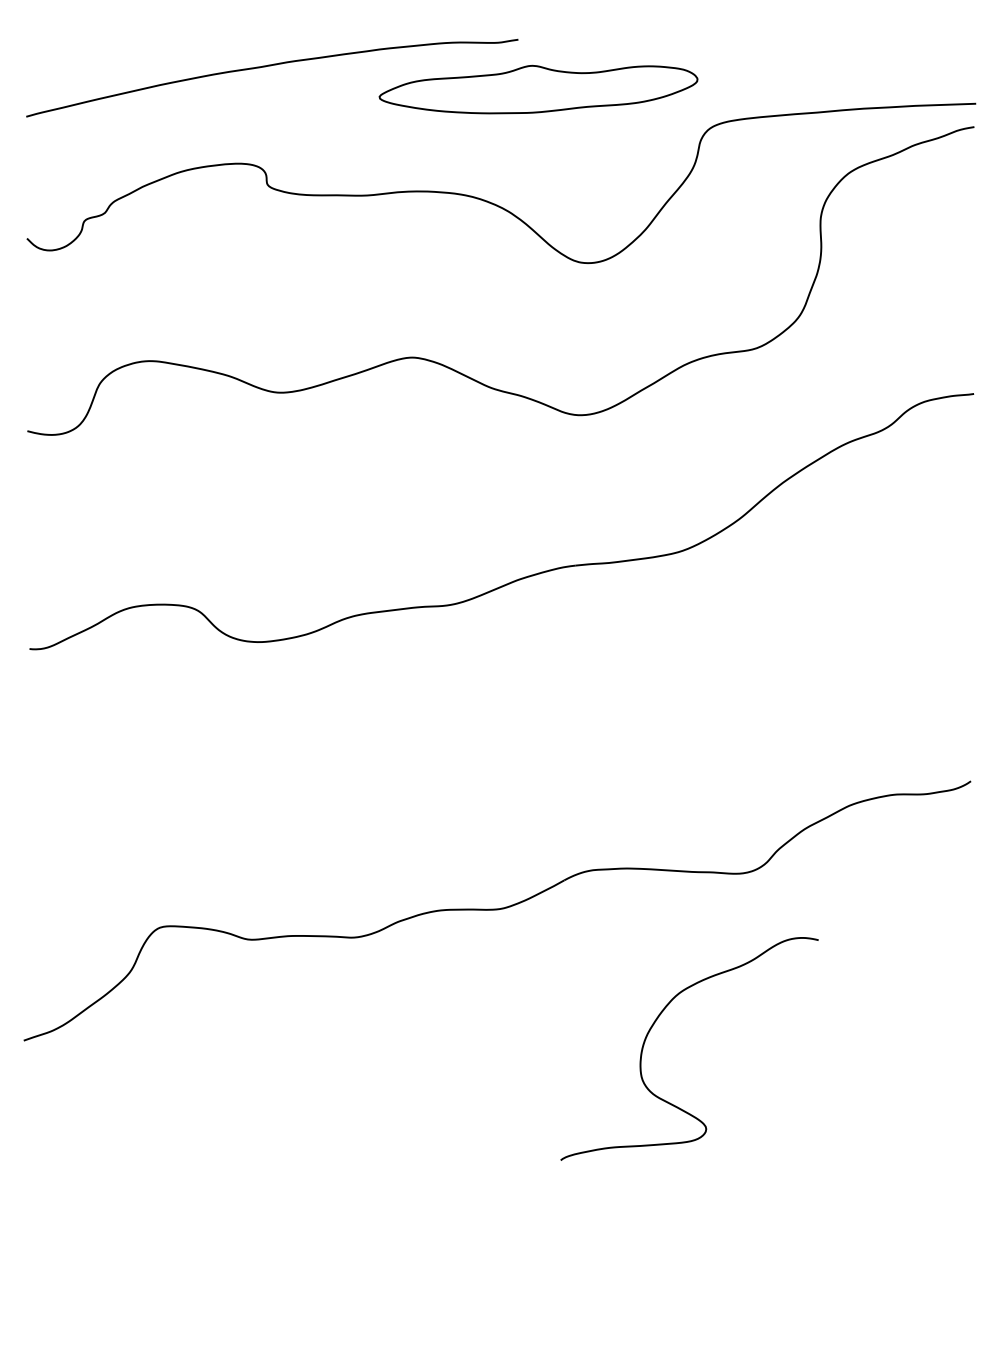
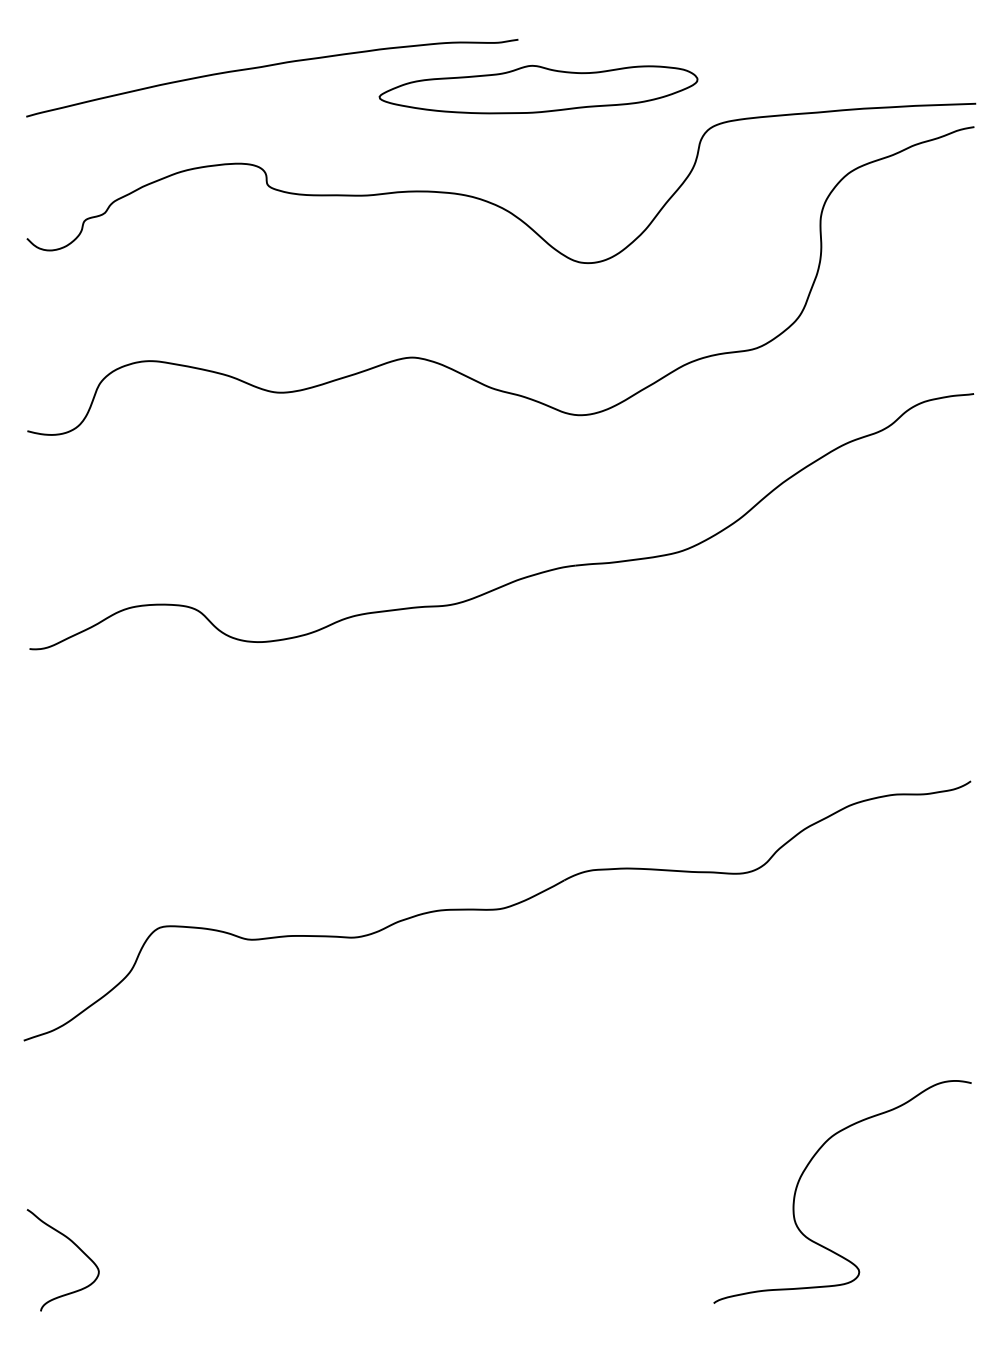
curve position: (653, 1026) -> (806, 1169) (806, 1169)
curve: none -> present (73, 1244)
